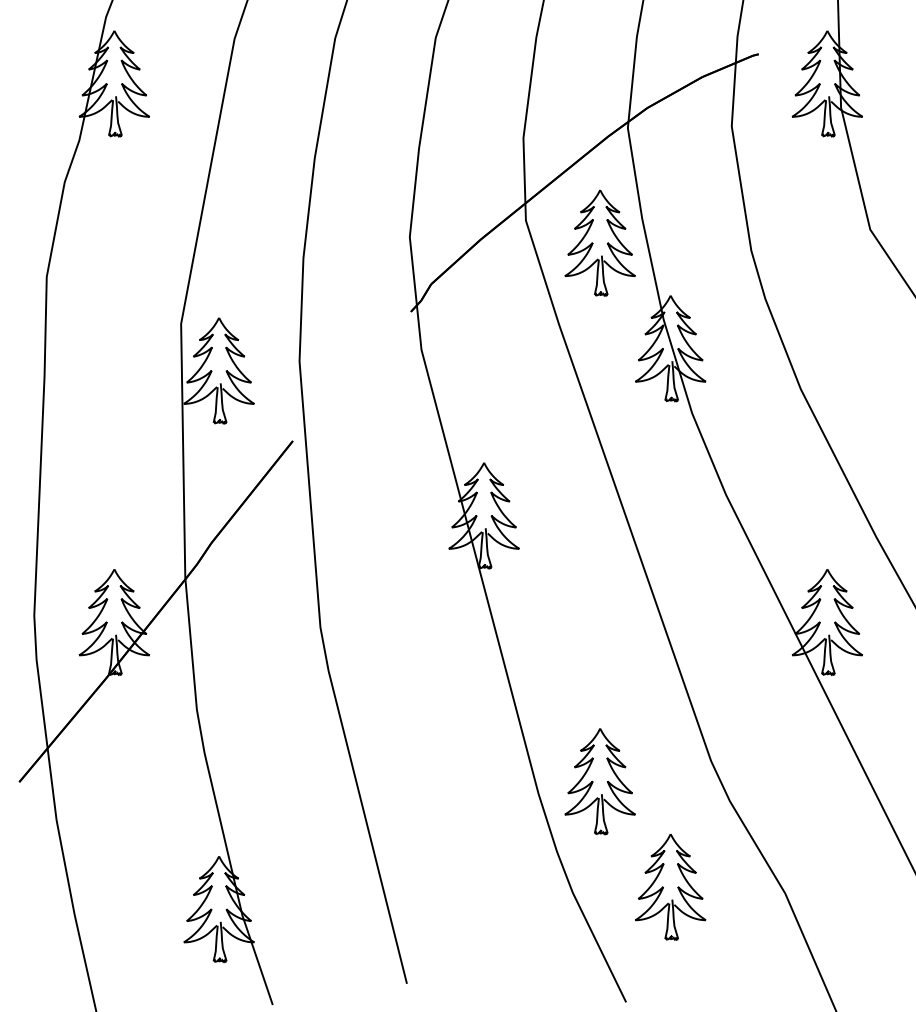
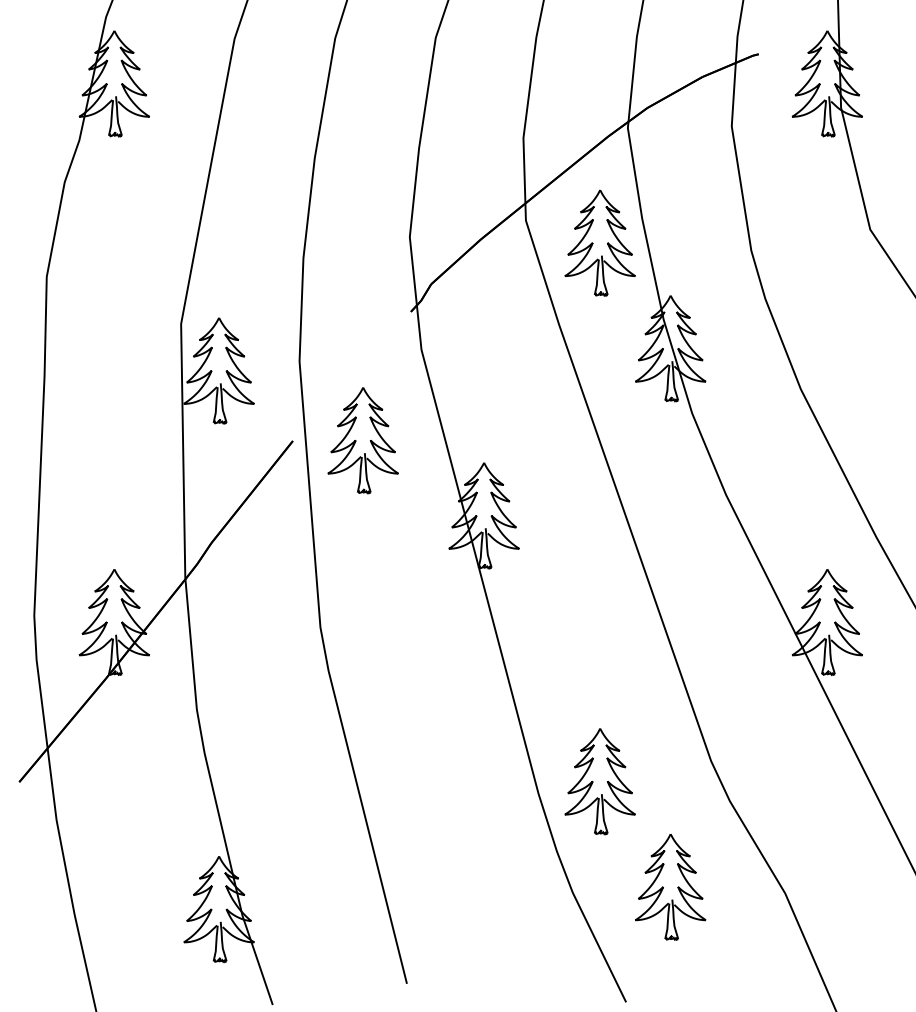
part: none -> present (362, 440)
